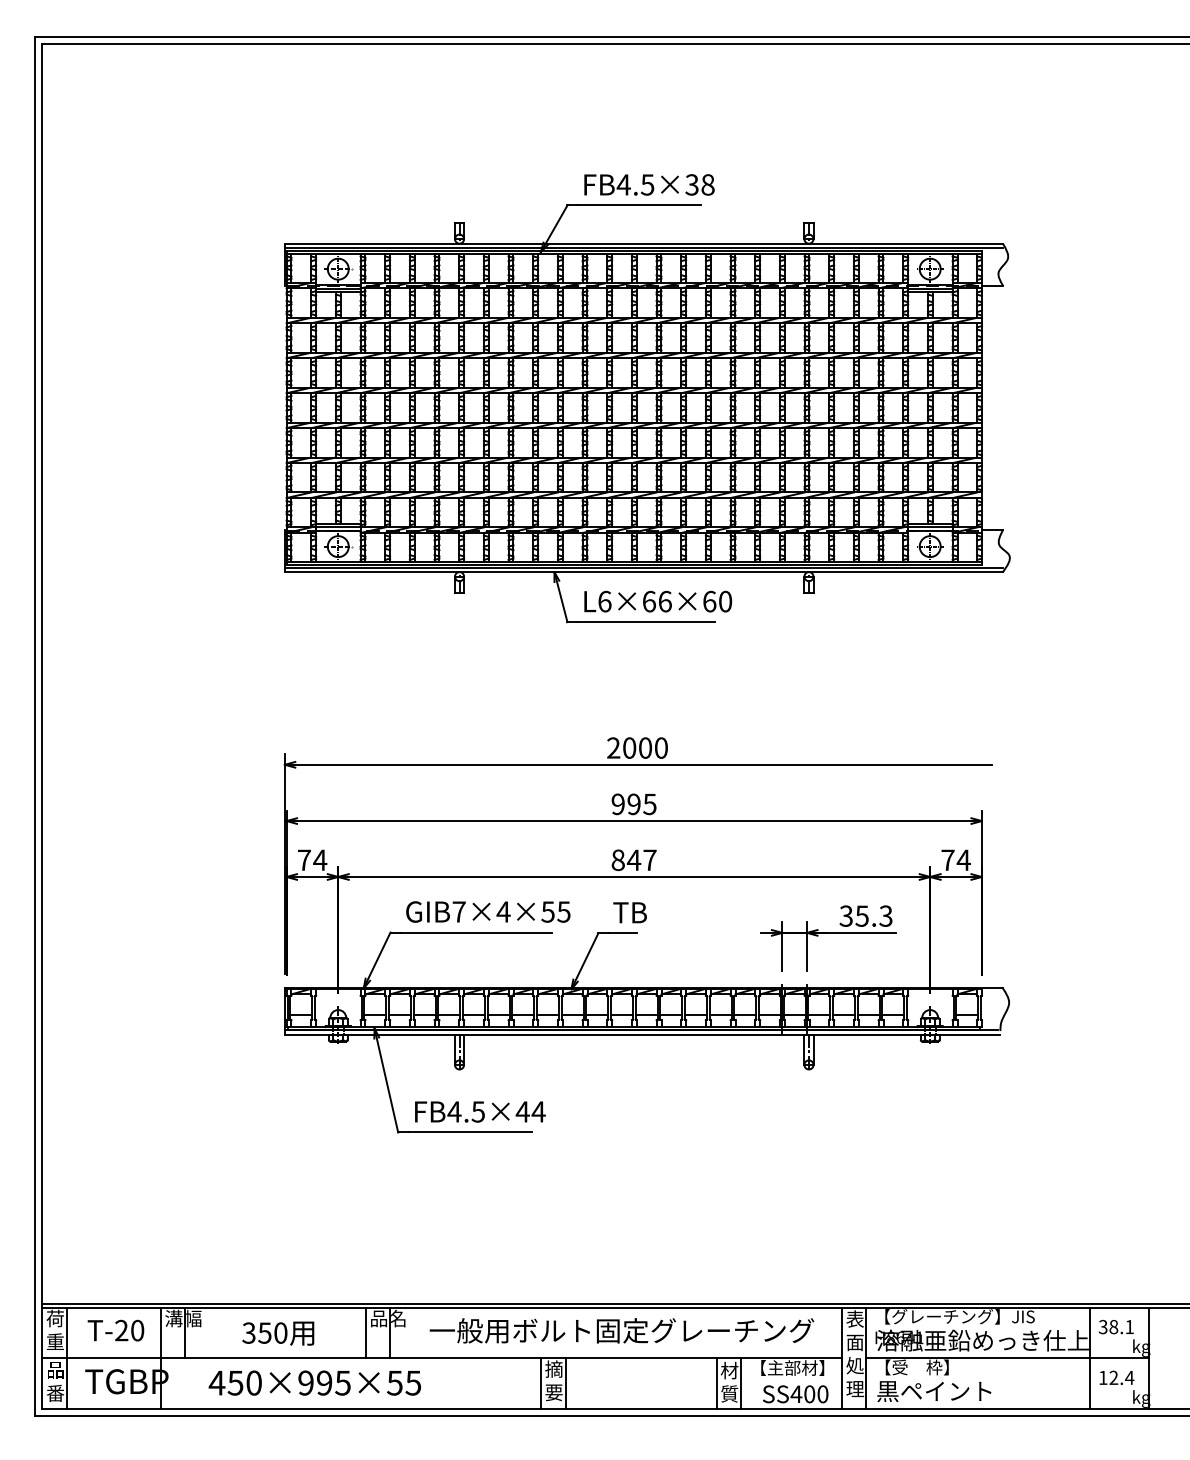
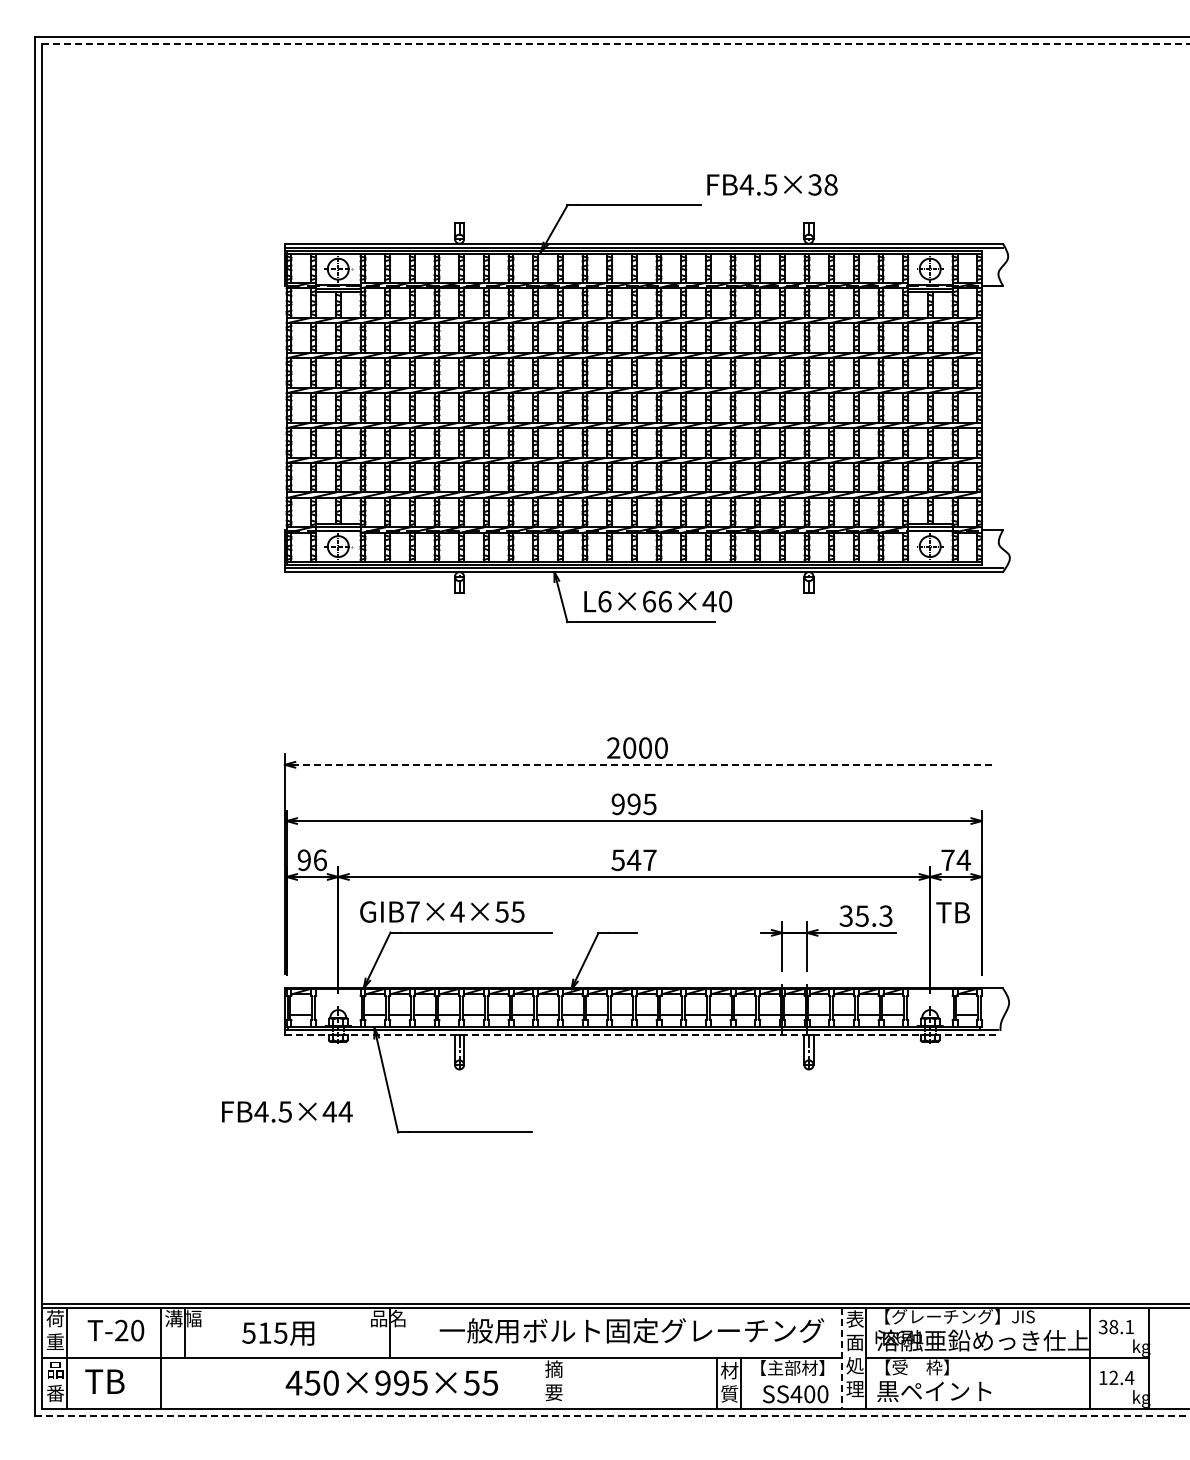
line: solid -> dashed (616, 43)
text position: (649, 184) -> (772, 184) (772, 184)
text: L6×66×60 -> L6×66×40 (709, 601)
line: solid -> dashed (643, 764)
text: 847 -> 547 (617, 859)
text: 74 -> 96 (312, 860)
text position: (488, 911) -> (442, 911) (442, 911)
text position: (629, 912) -> (952, 912) (952, 912)
line: solid -> dashed (642, 1034)
text position: (480, 1111) -> (287, 1111) (287, 1111)
text position: (621, 1330) -> (631, 1330) (631, 1330)
text: 350 -> 515 (264, 1332)
line: present -> none (365, 1332)
line: solid -> dashed (841, 1358)
text: TGBP -> TB (137, 1381)
text position: (314, 1382) -> (391, 1382) (391, 1382)
line: present -> none (541, 1383)
line: present -> none (565, 1383)
line: solid -> dashed (612, 1416)
